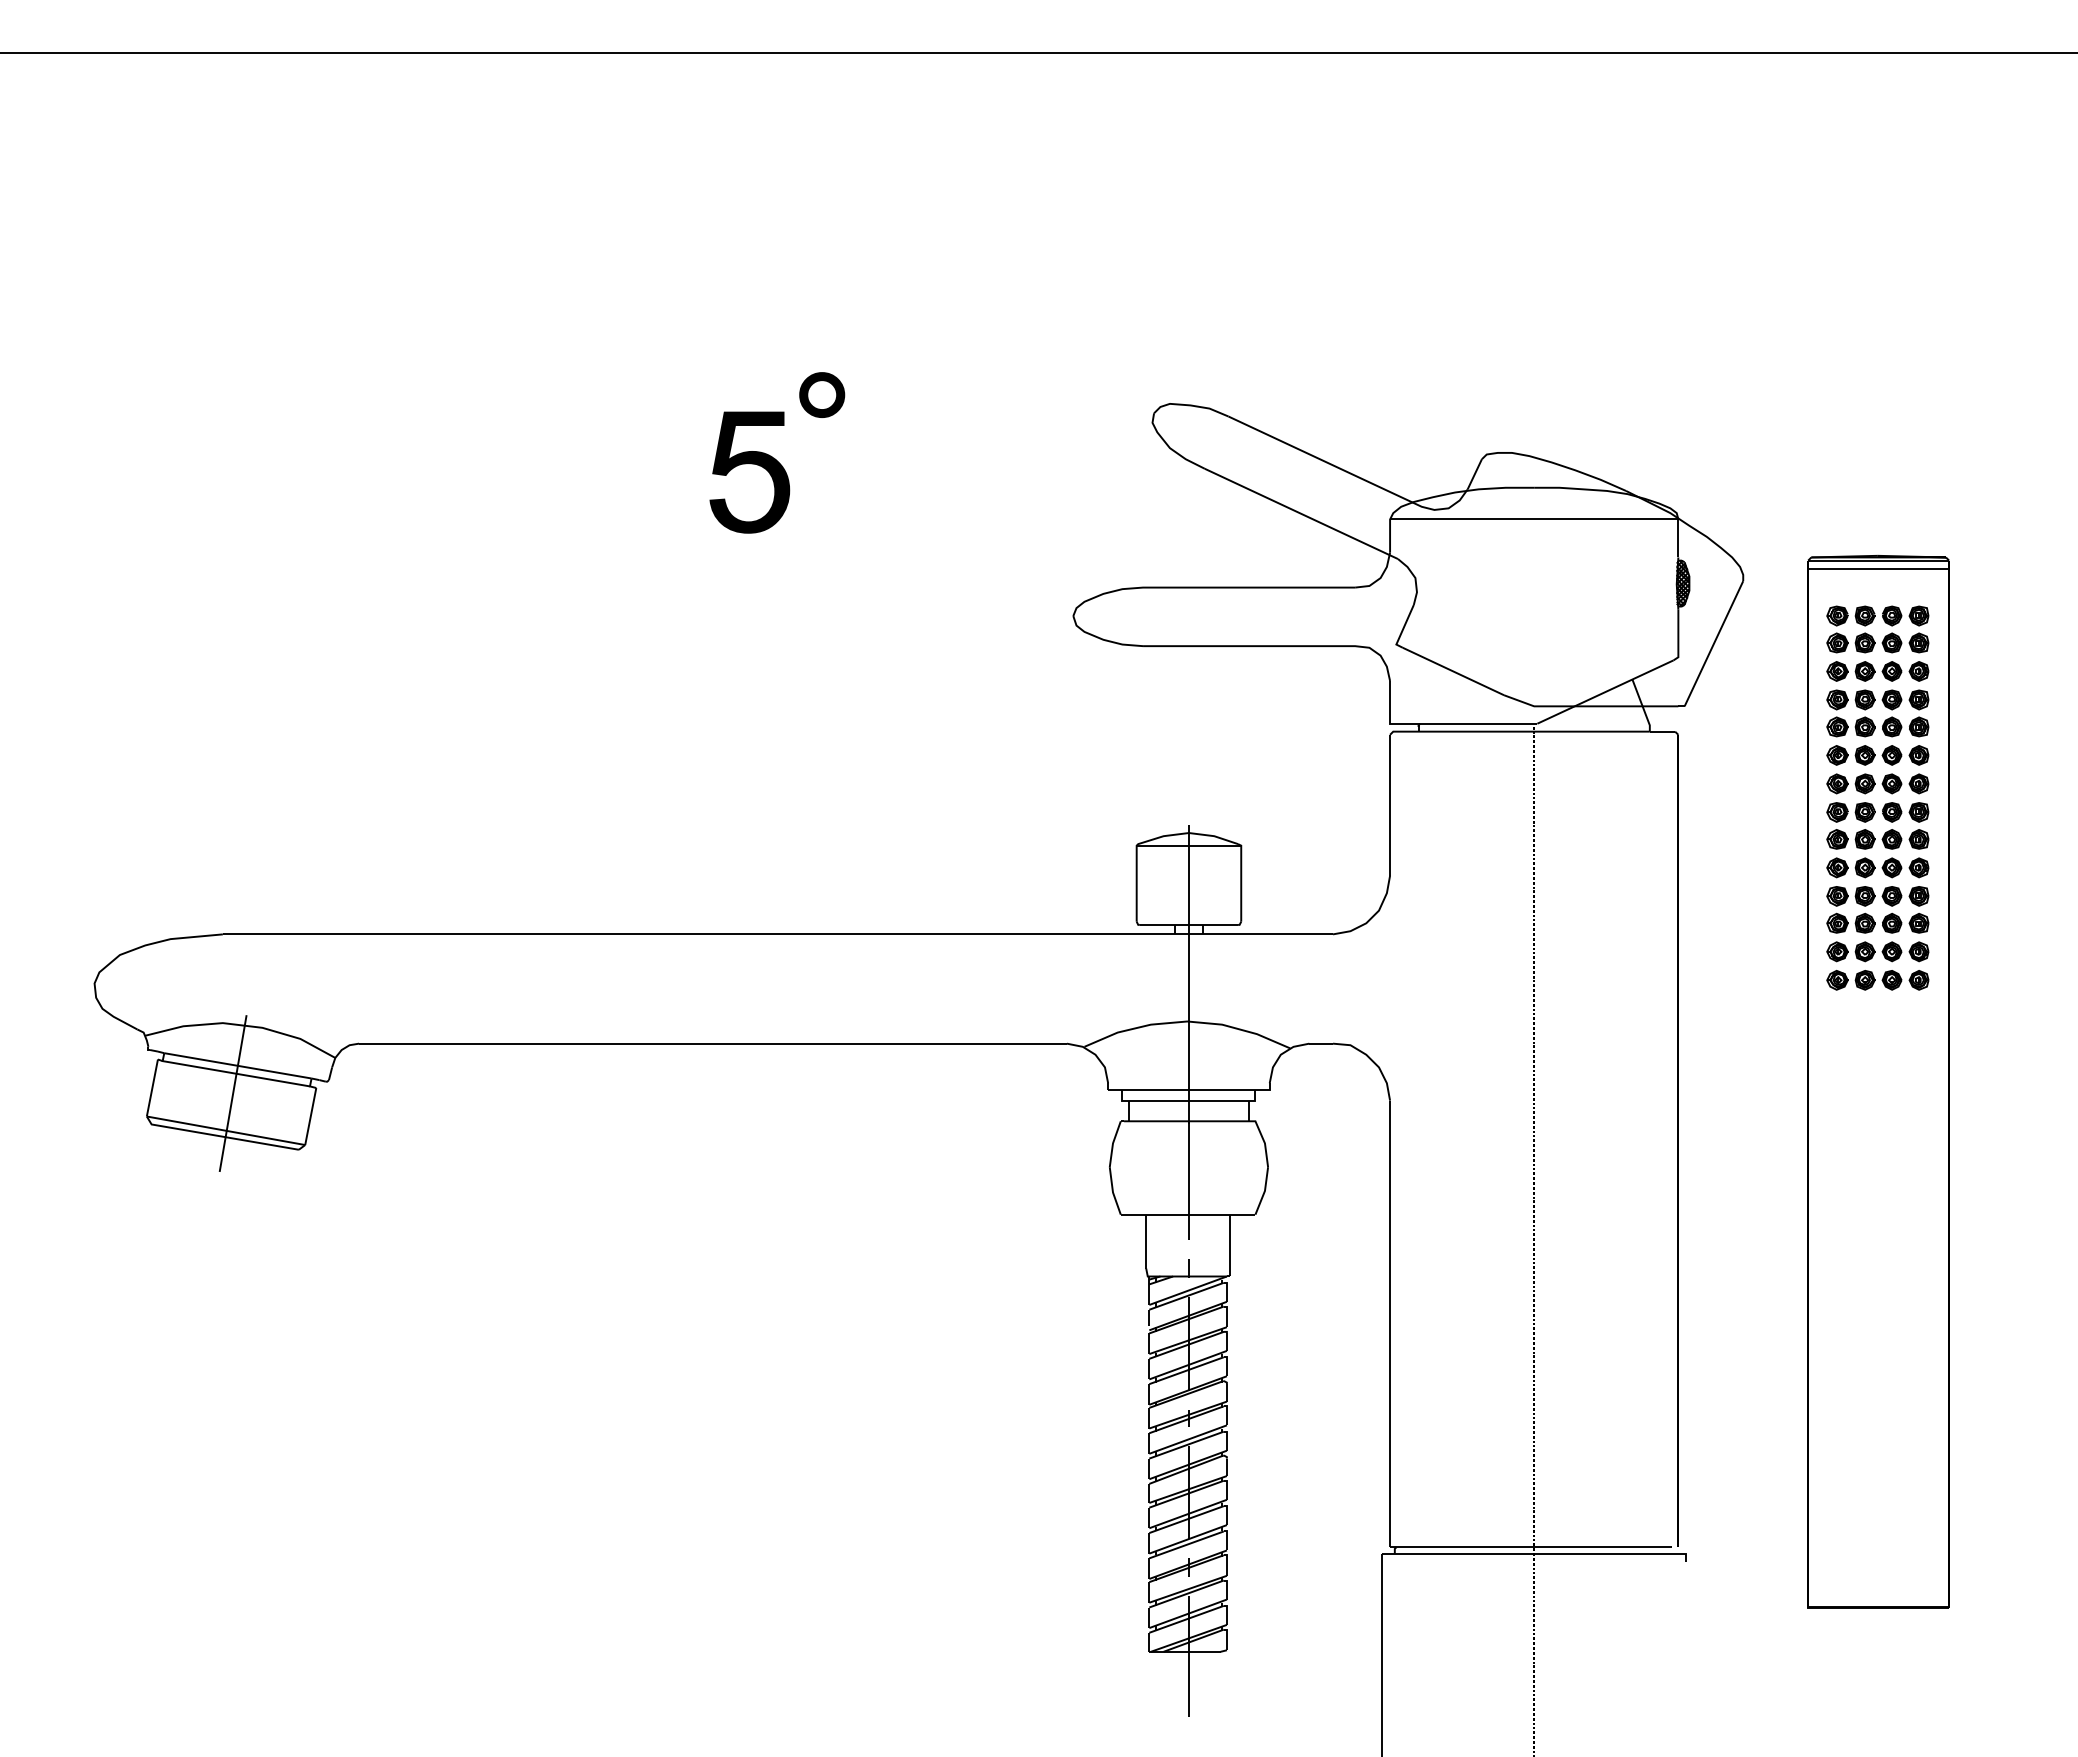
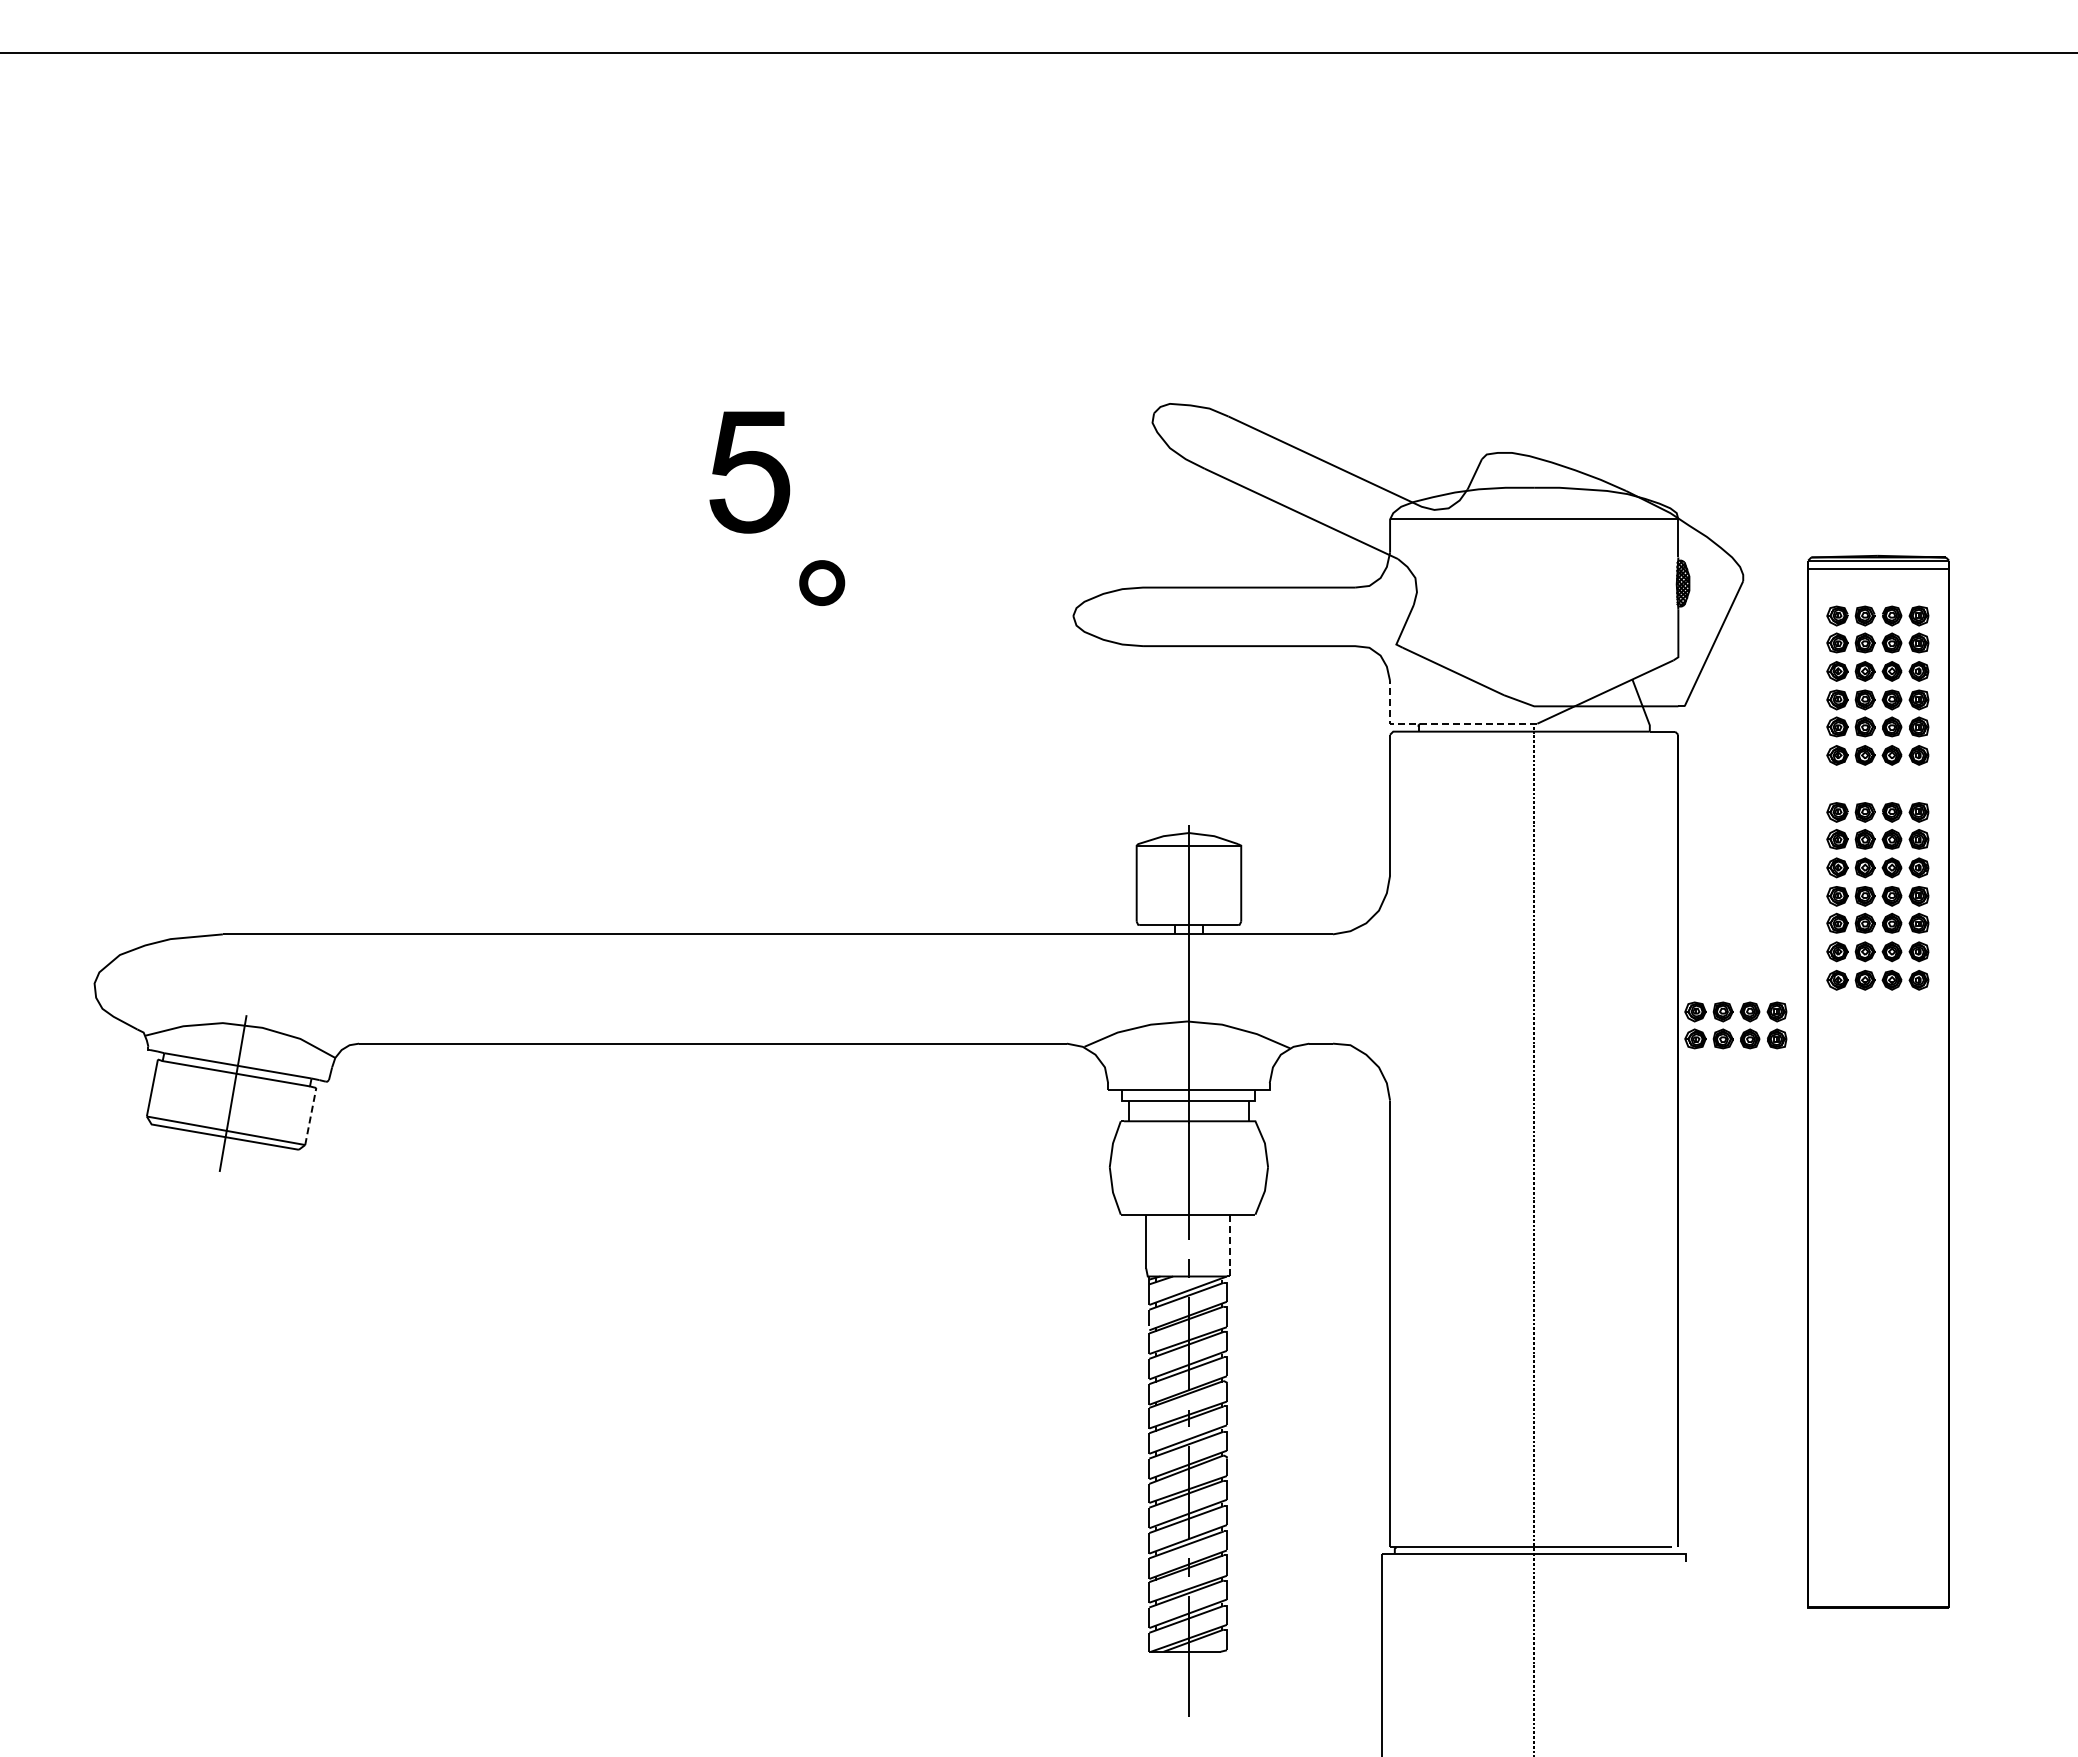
part position: (822, 394) -> (822, 582) (822, 582)
line: solid -> dashed (1441, 723)
part: present -> none (1877, 783)
part: none -> present (1729, 1019)
line: solid -> dashed (310, 1116)
line: solid -> dashed (1230, 1241)
